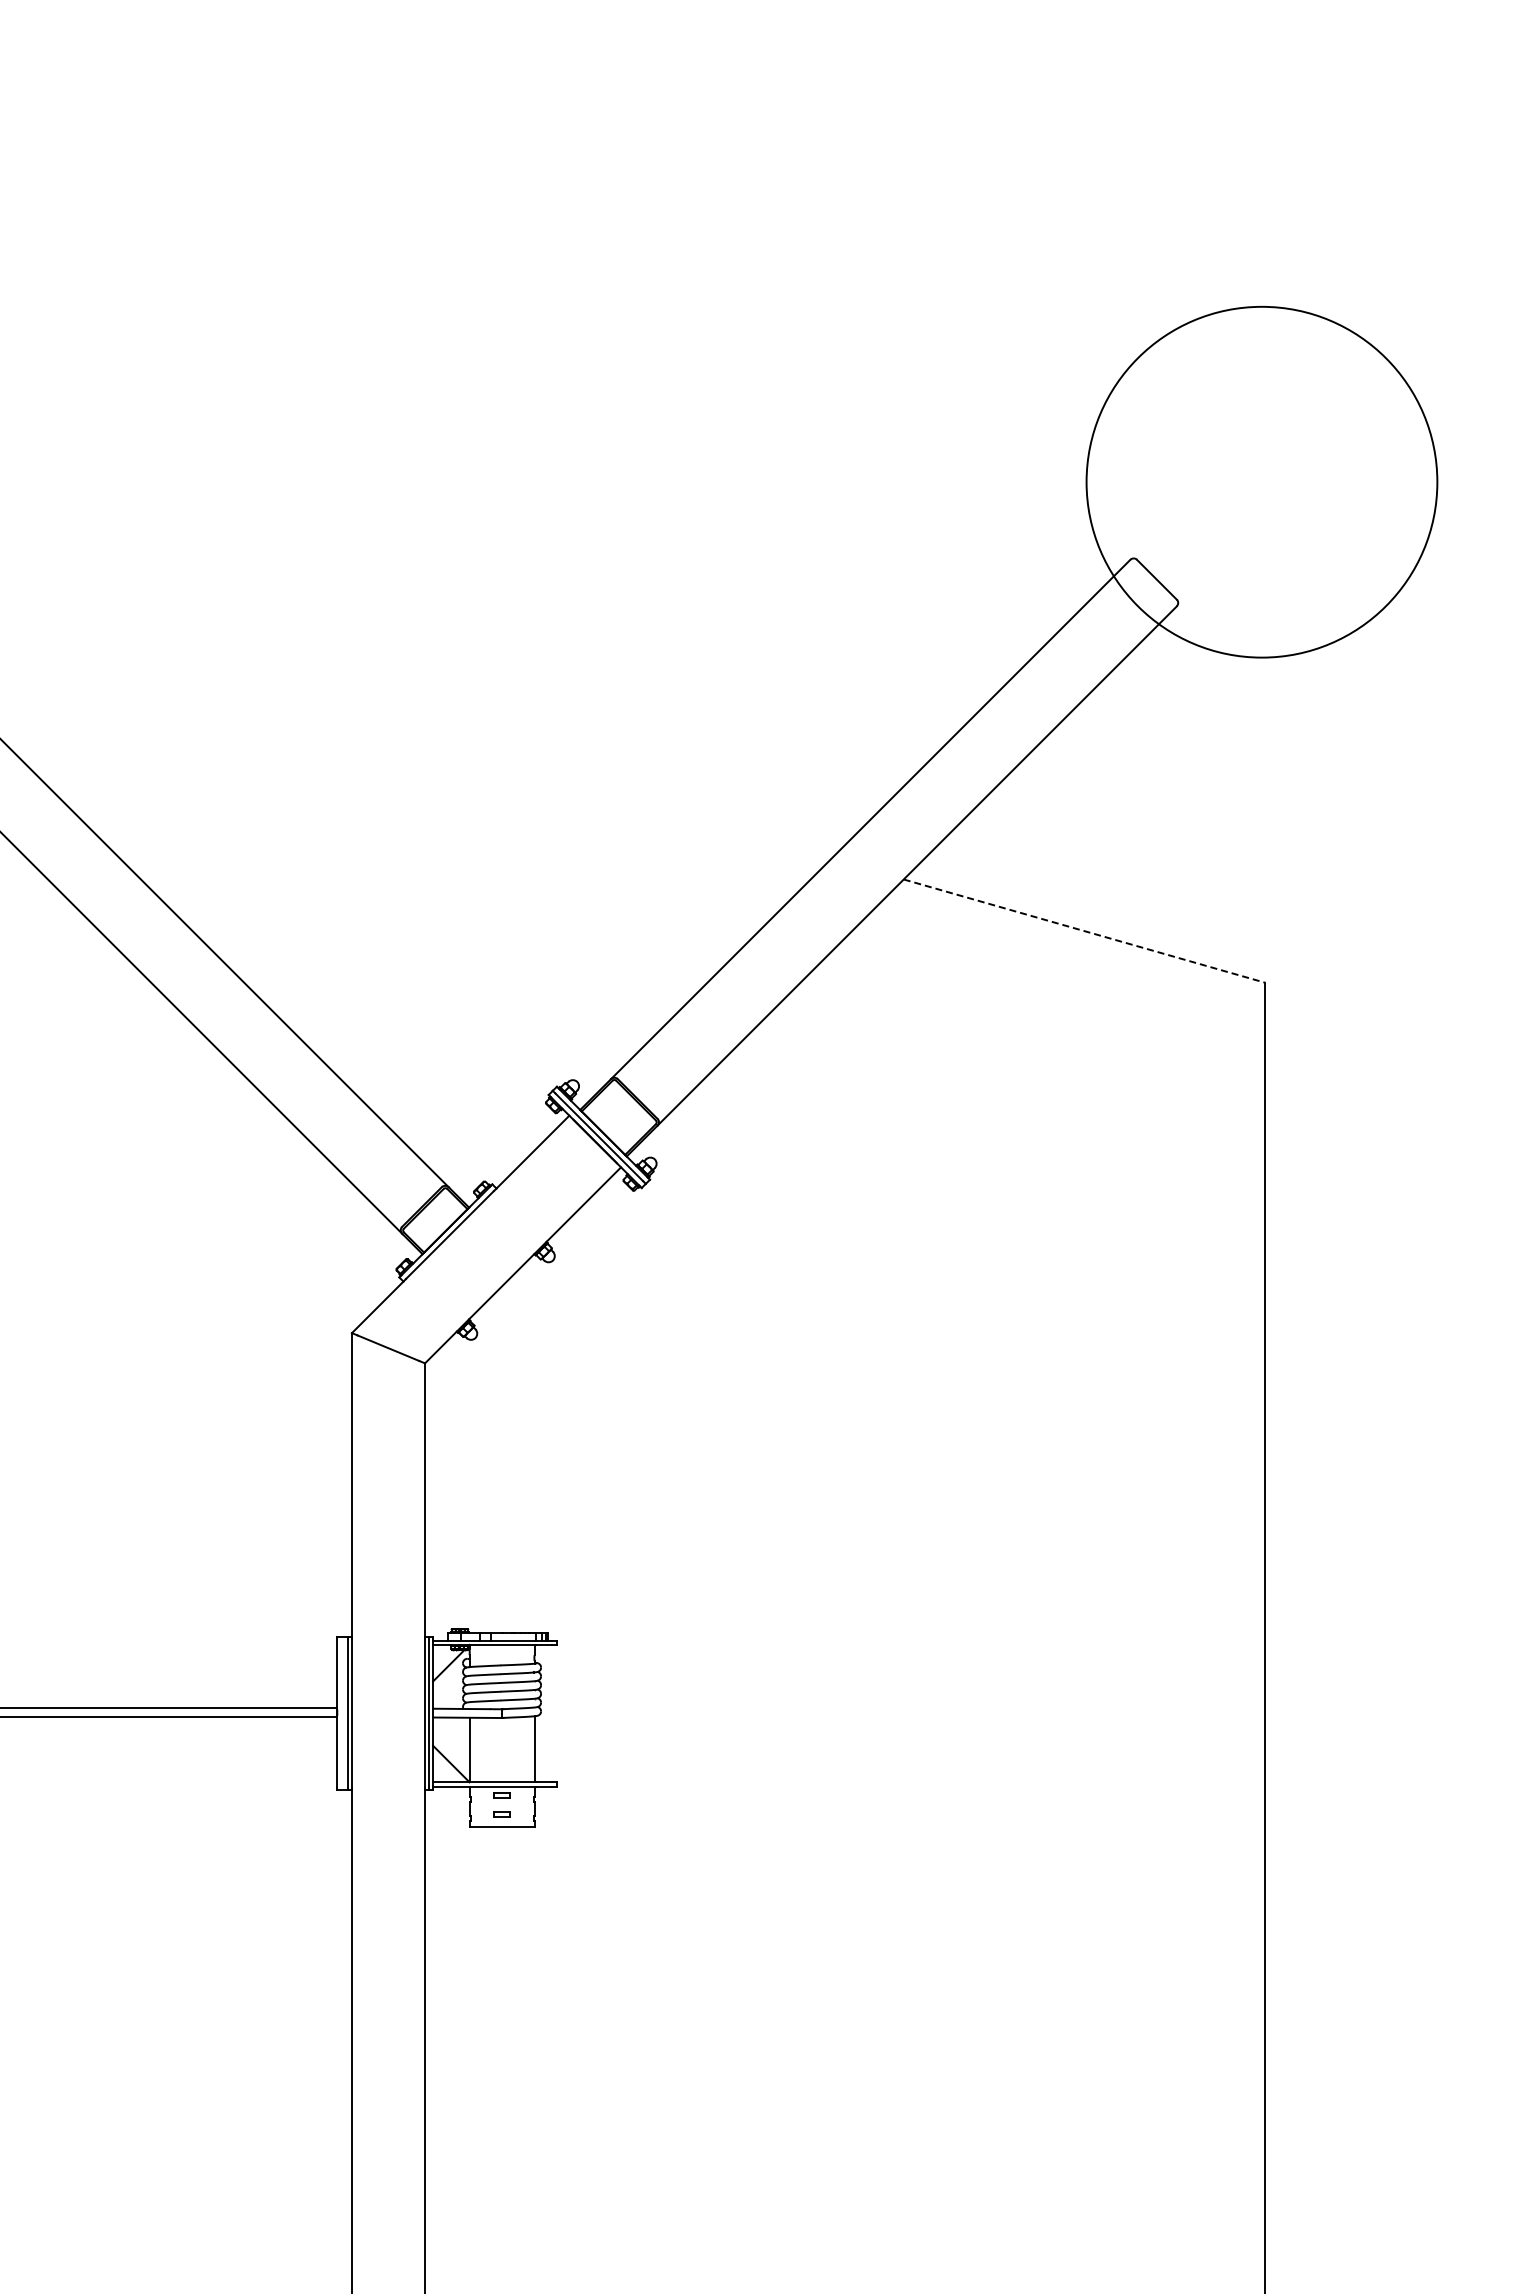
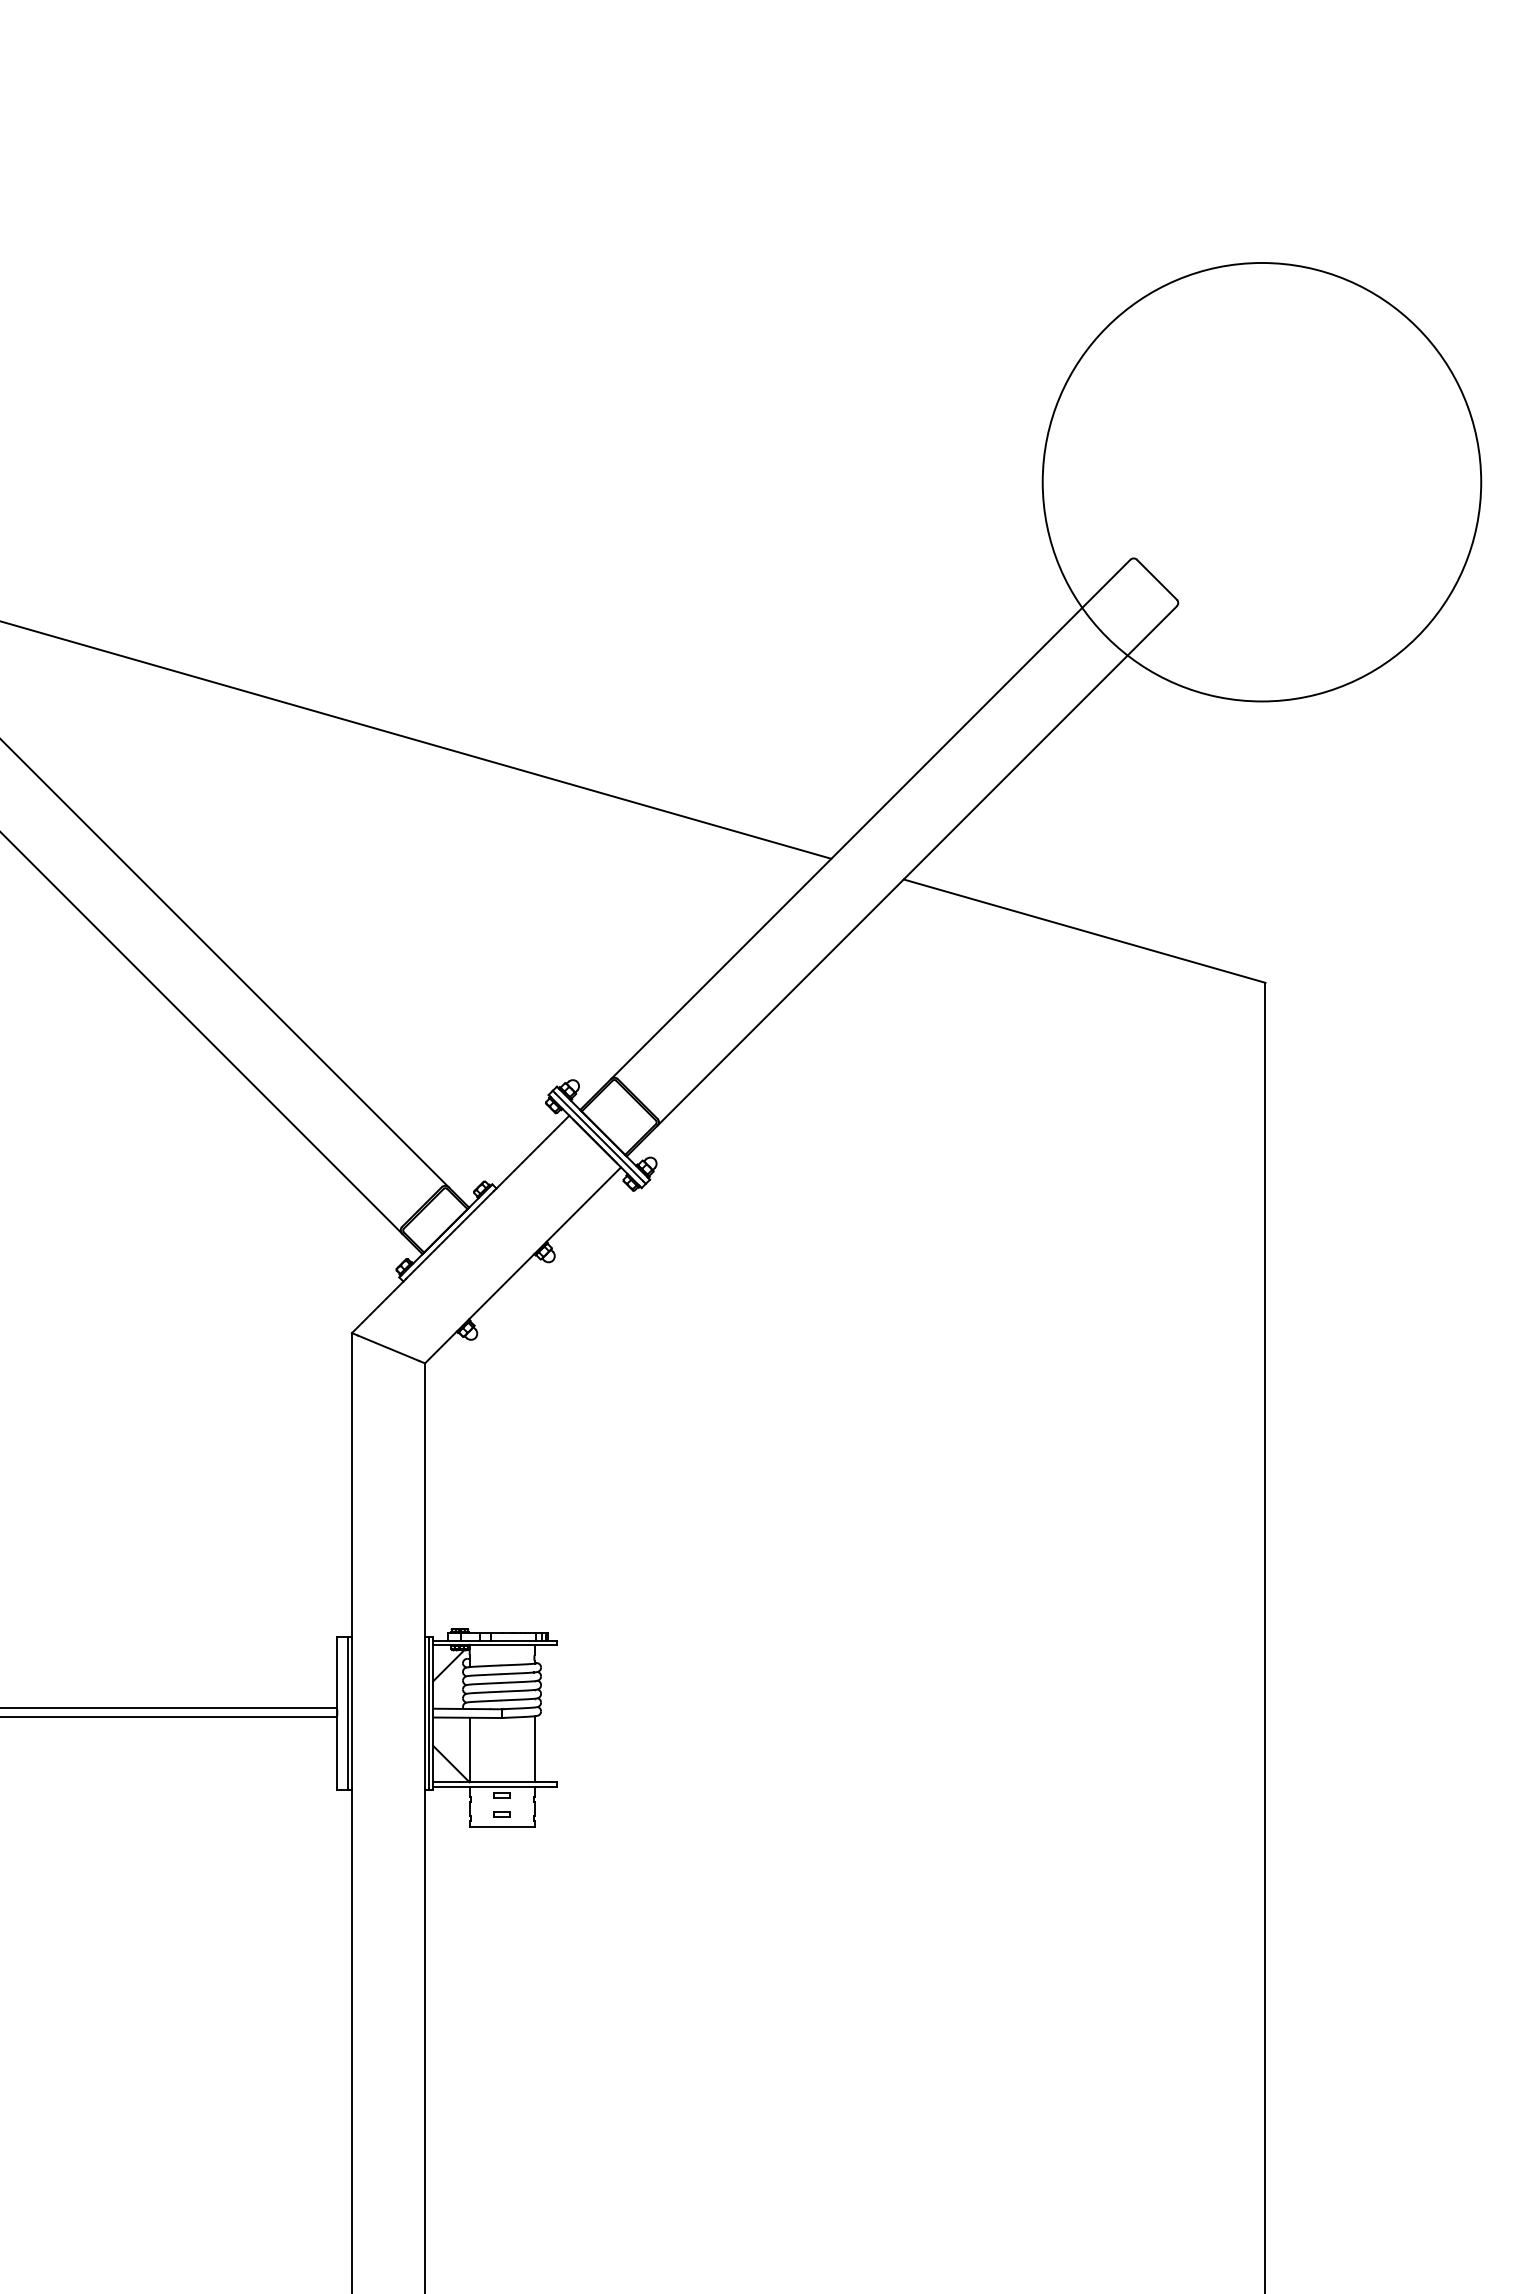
circle diameter: 351 px -> 438 px (1261, 481)
line: none -> present (416, 739)
line: dashed -> solid (1085, 931)
